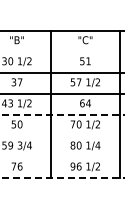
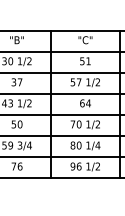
line: none -> present (61, 51)
line: dashed -> solid (62, 114)
line: none -> present (61, 135)
line: none -> present (61, 157)
line: dashed -> solid (62, 178)
